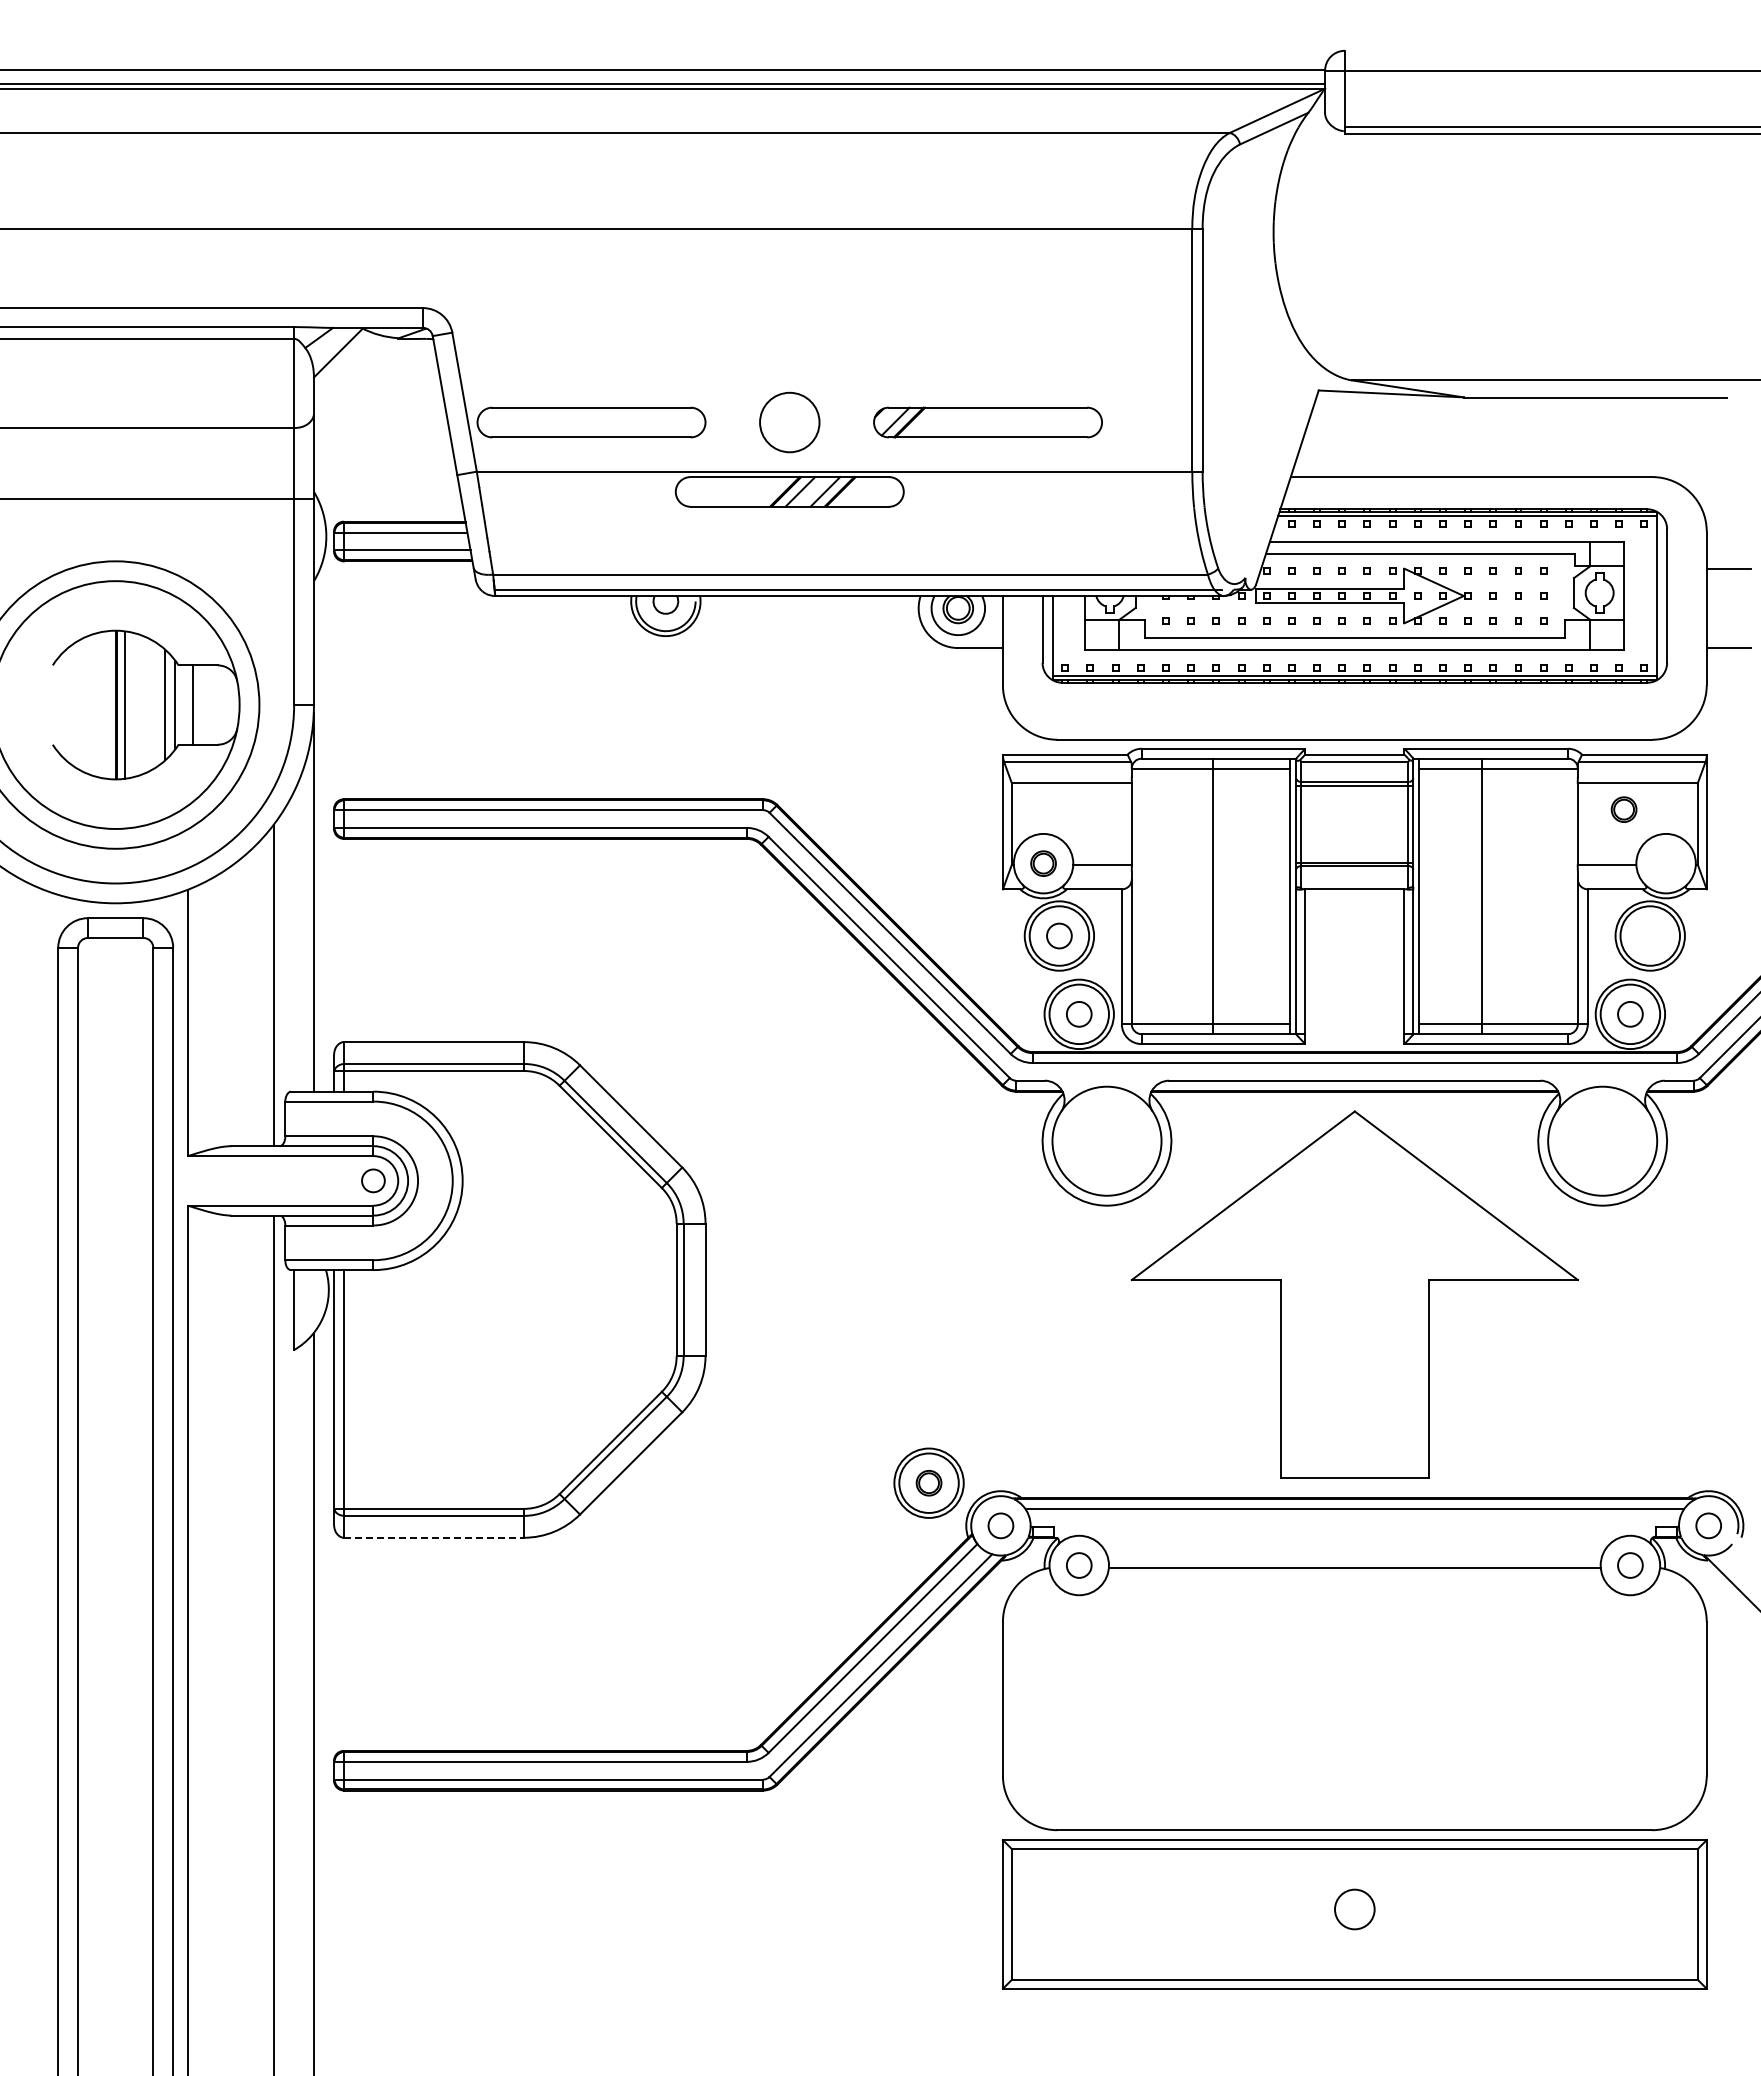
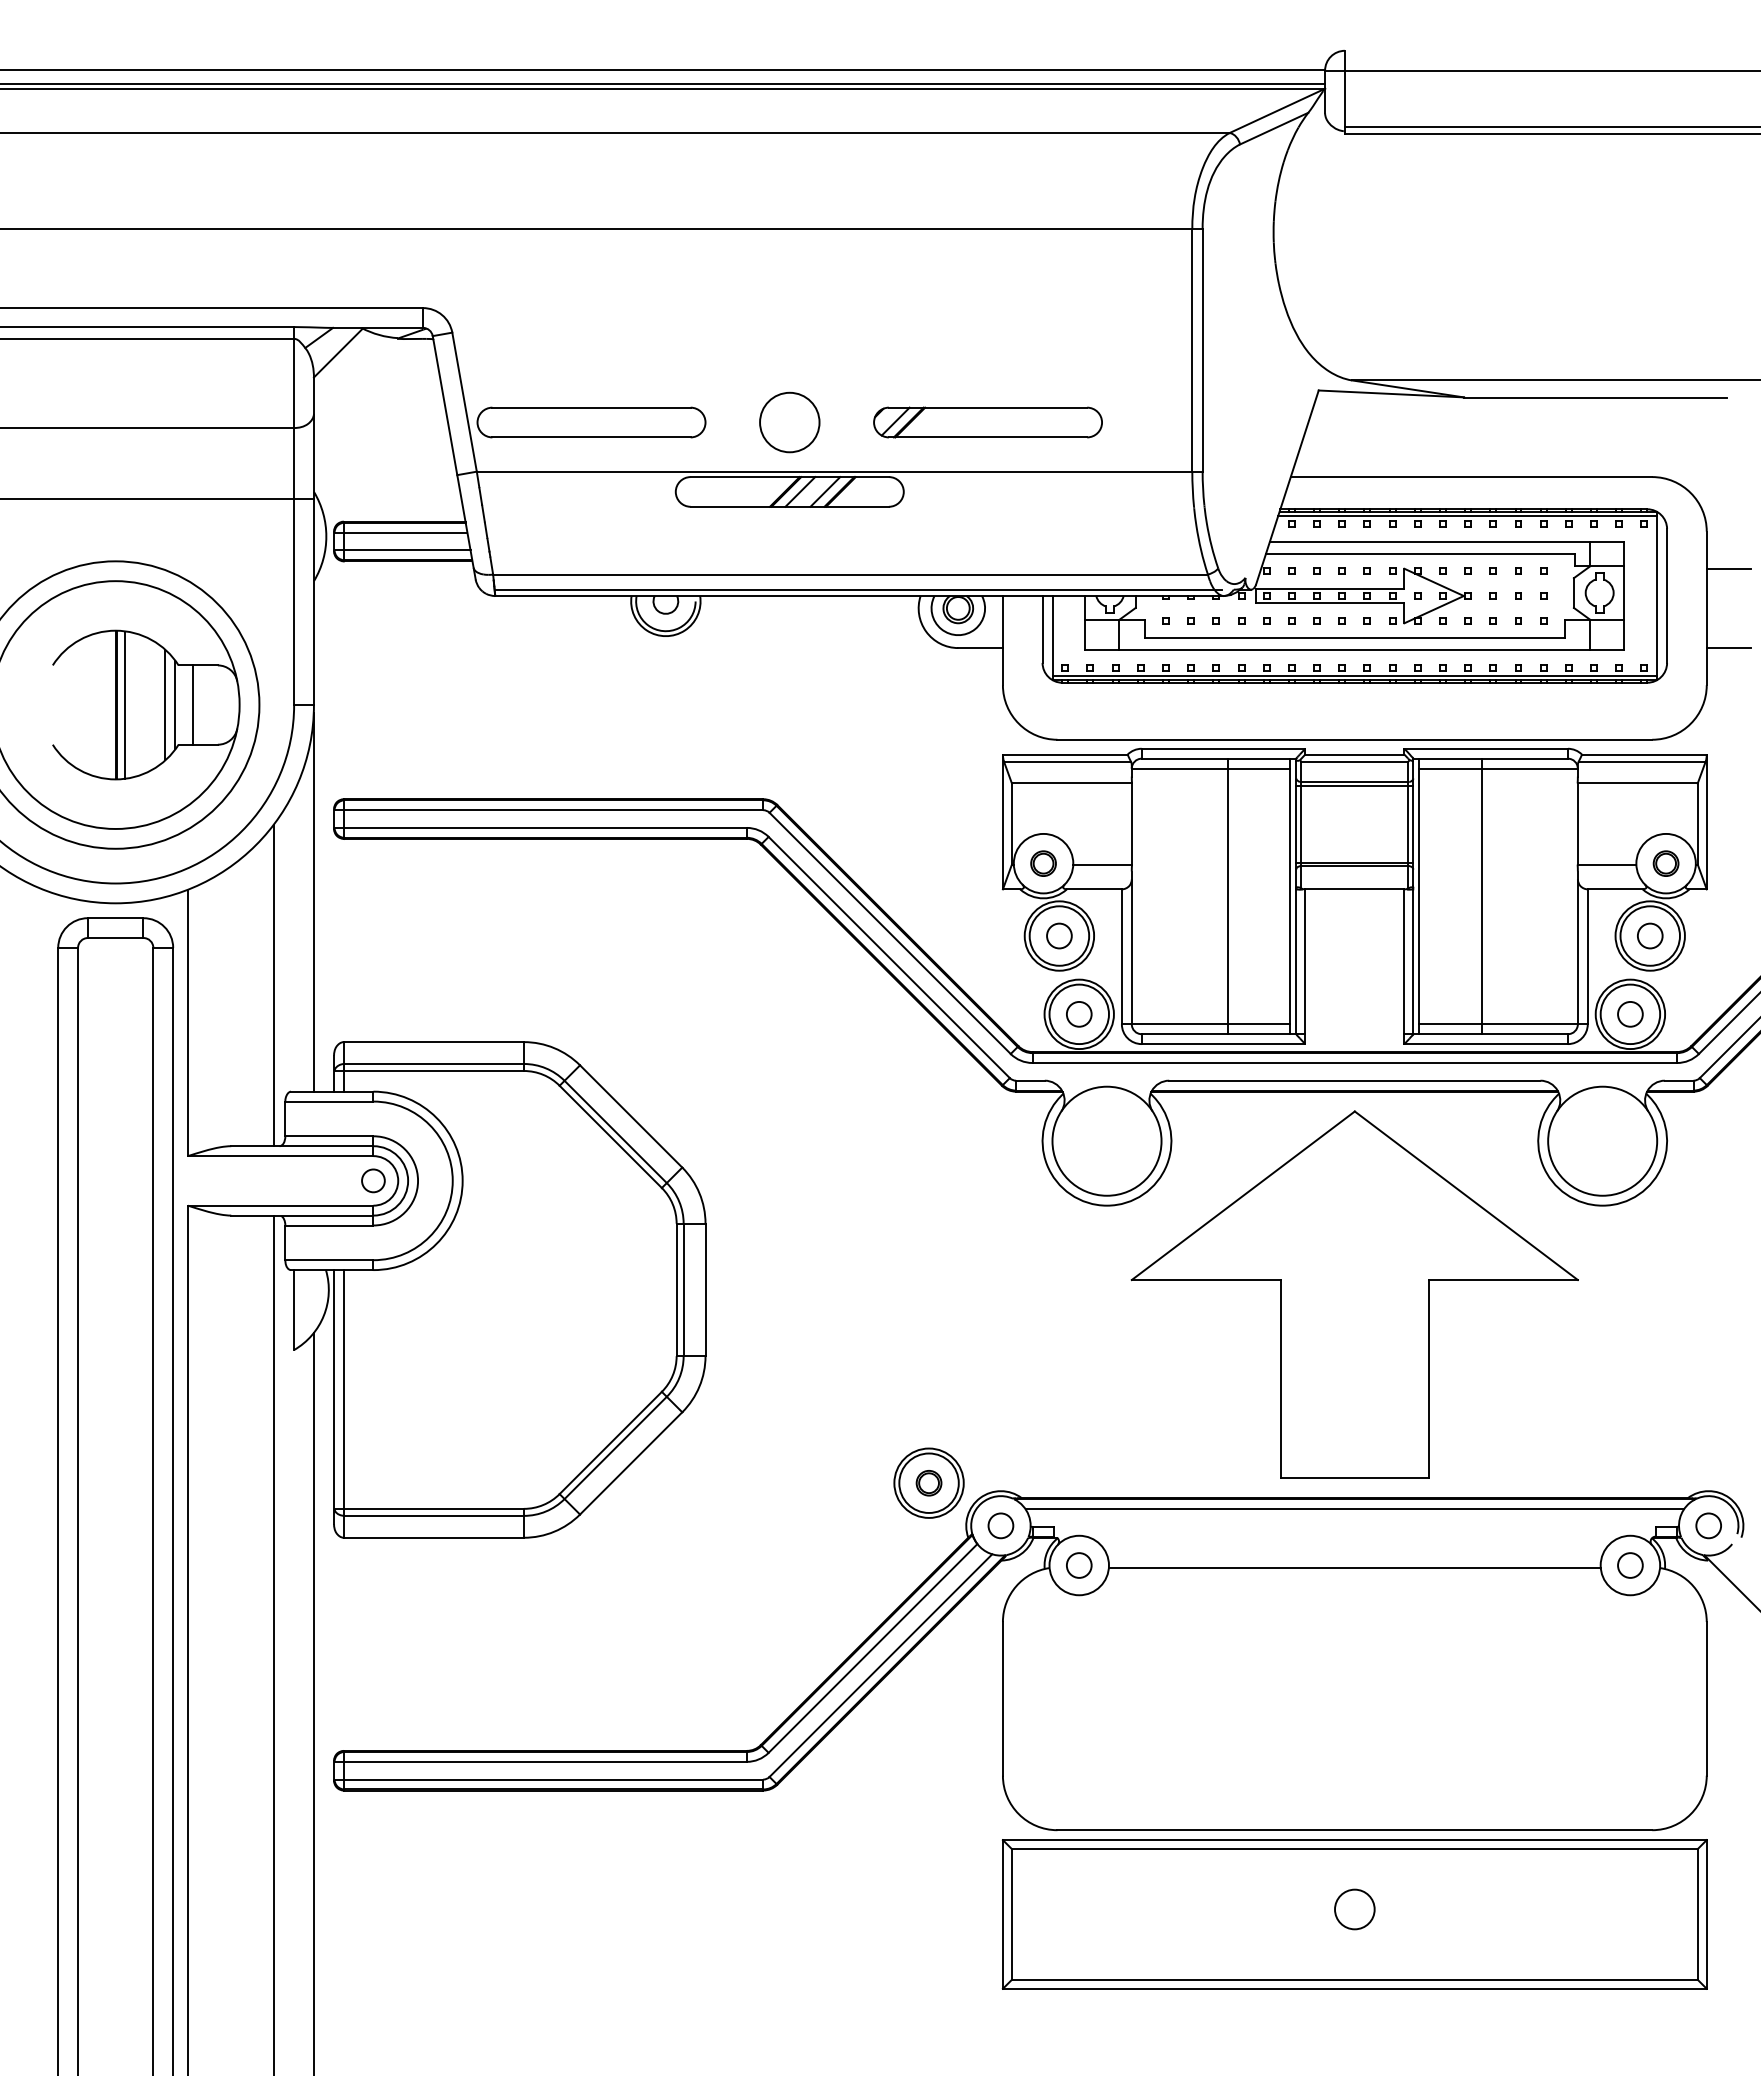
part position: (1623, 809) -> (1665, 863) (1665, 863)
line position: (1212, 896) -> (1227, 896) (1227, 896)
circle: none -> present (1650, 935)
line: dashed -> solid (434, 1537)
